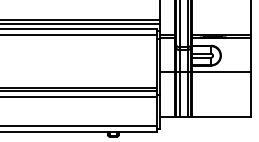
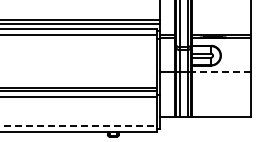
line: solid -> dashed (220, 71)
line: solid -> dashed (78, 126)
